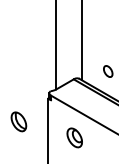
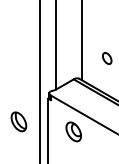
part position: (108, 71) -> (107, 58) (107, 58)
line: none -> present (40, 81)
part position: (74, 137) -> (73, 131) (73, 131)
